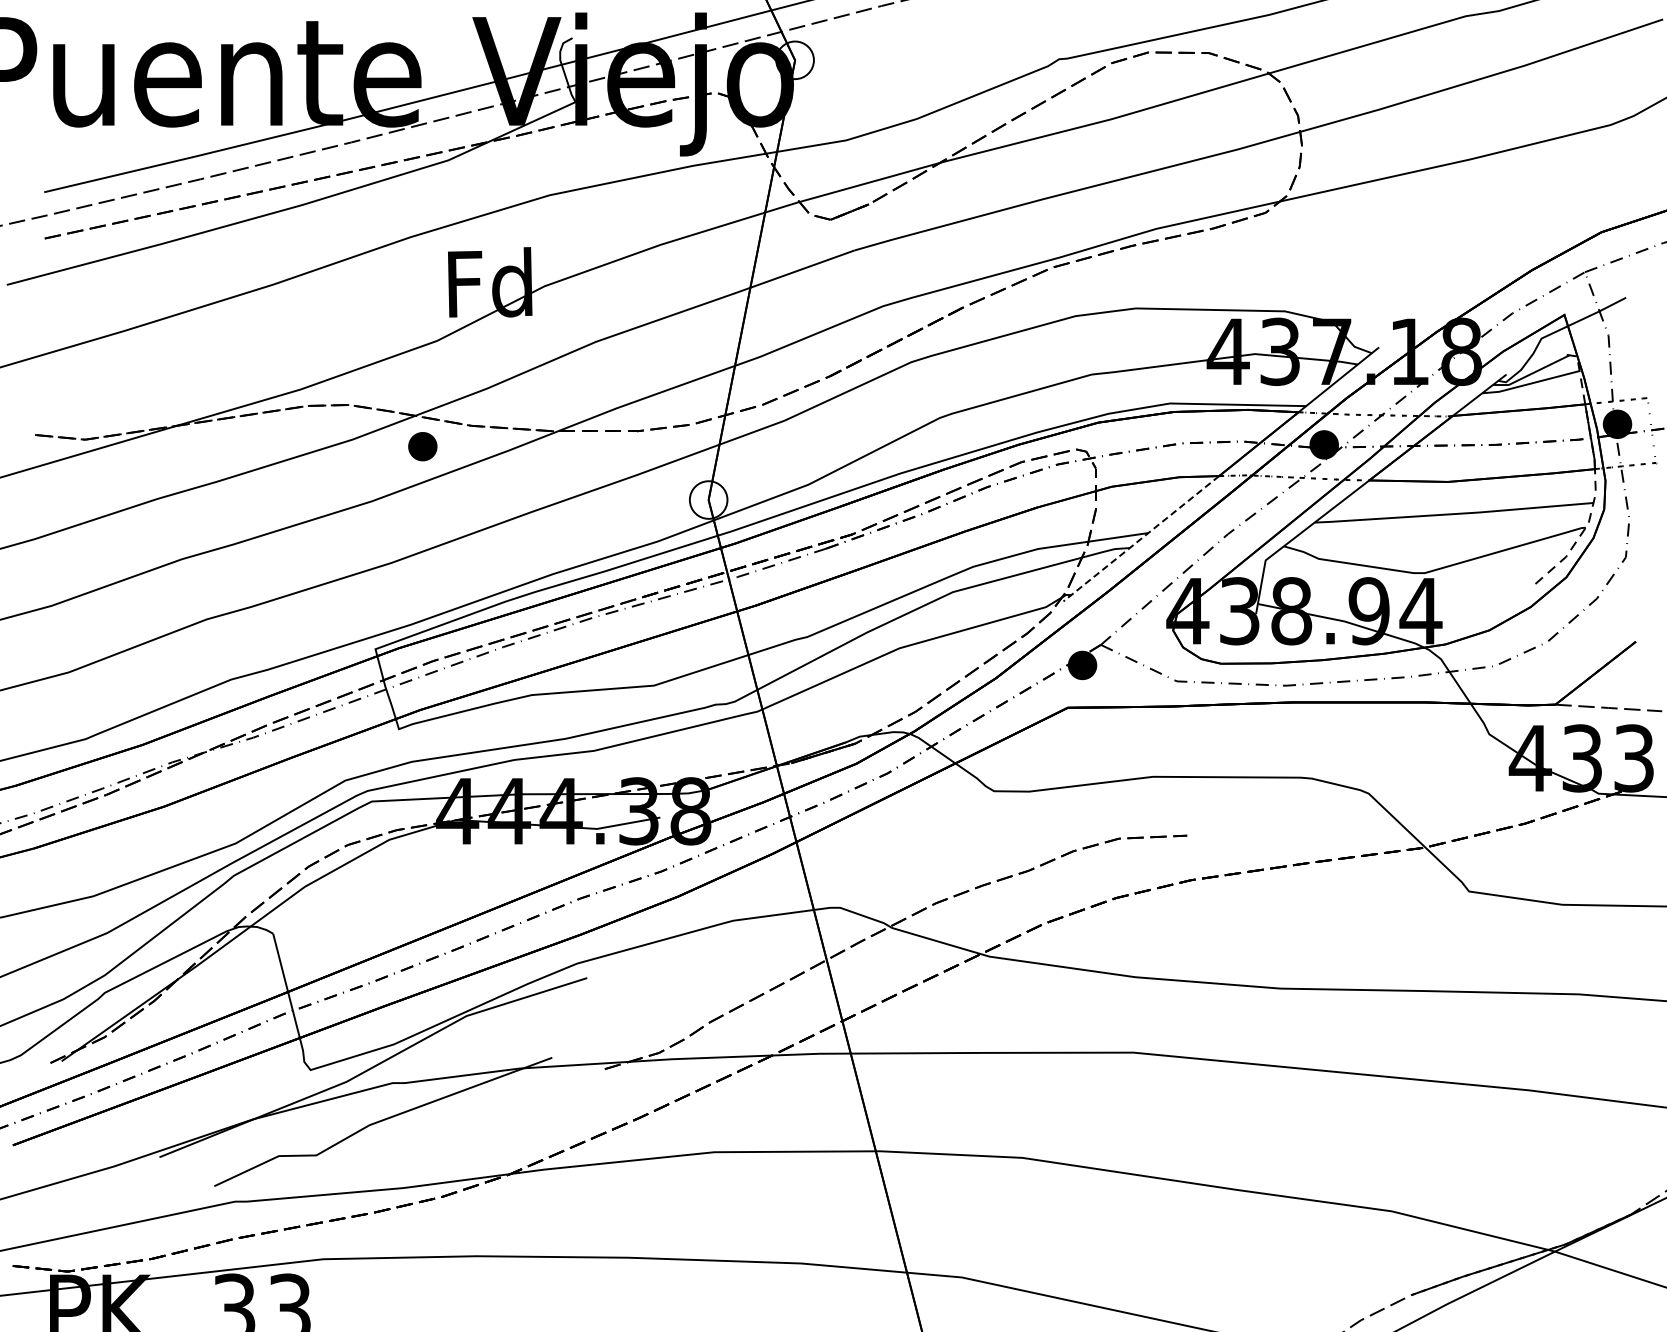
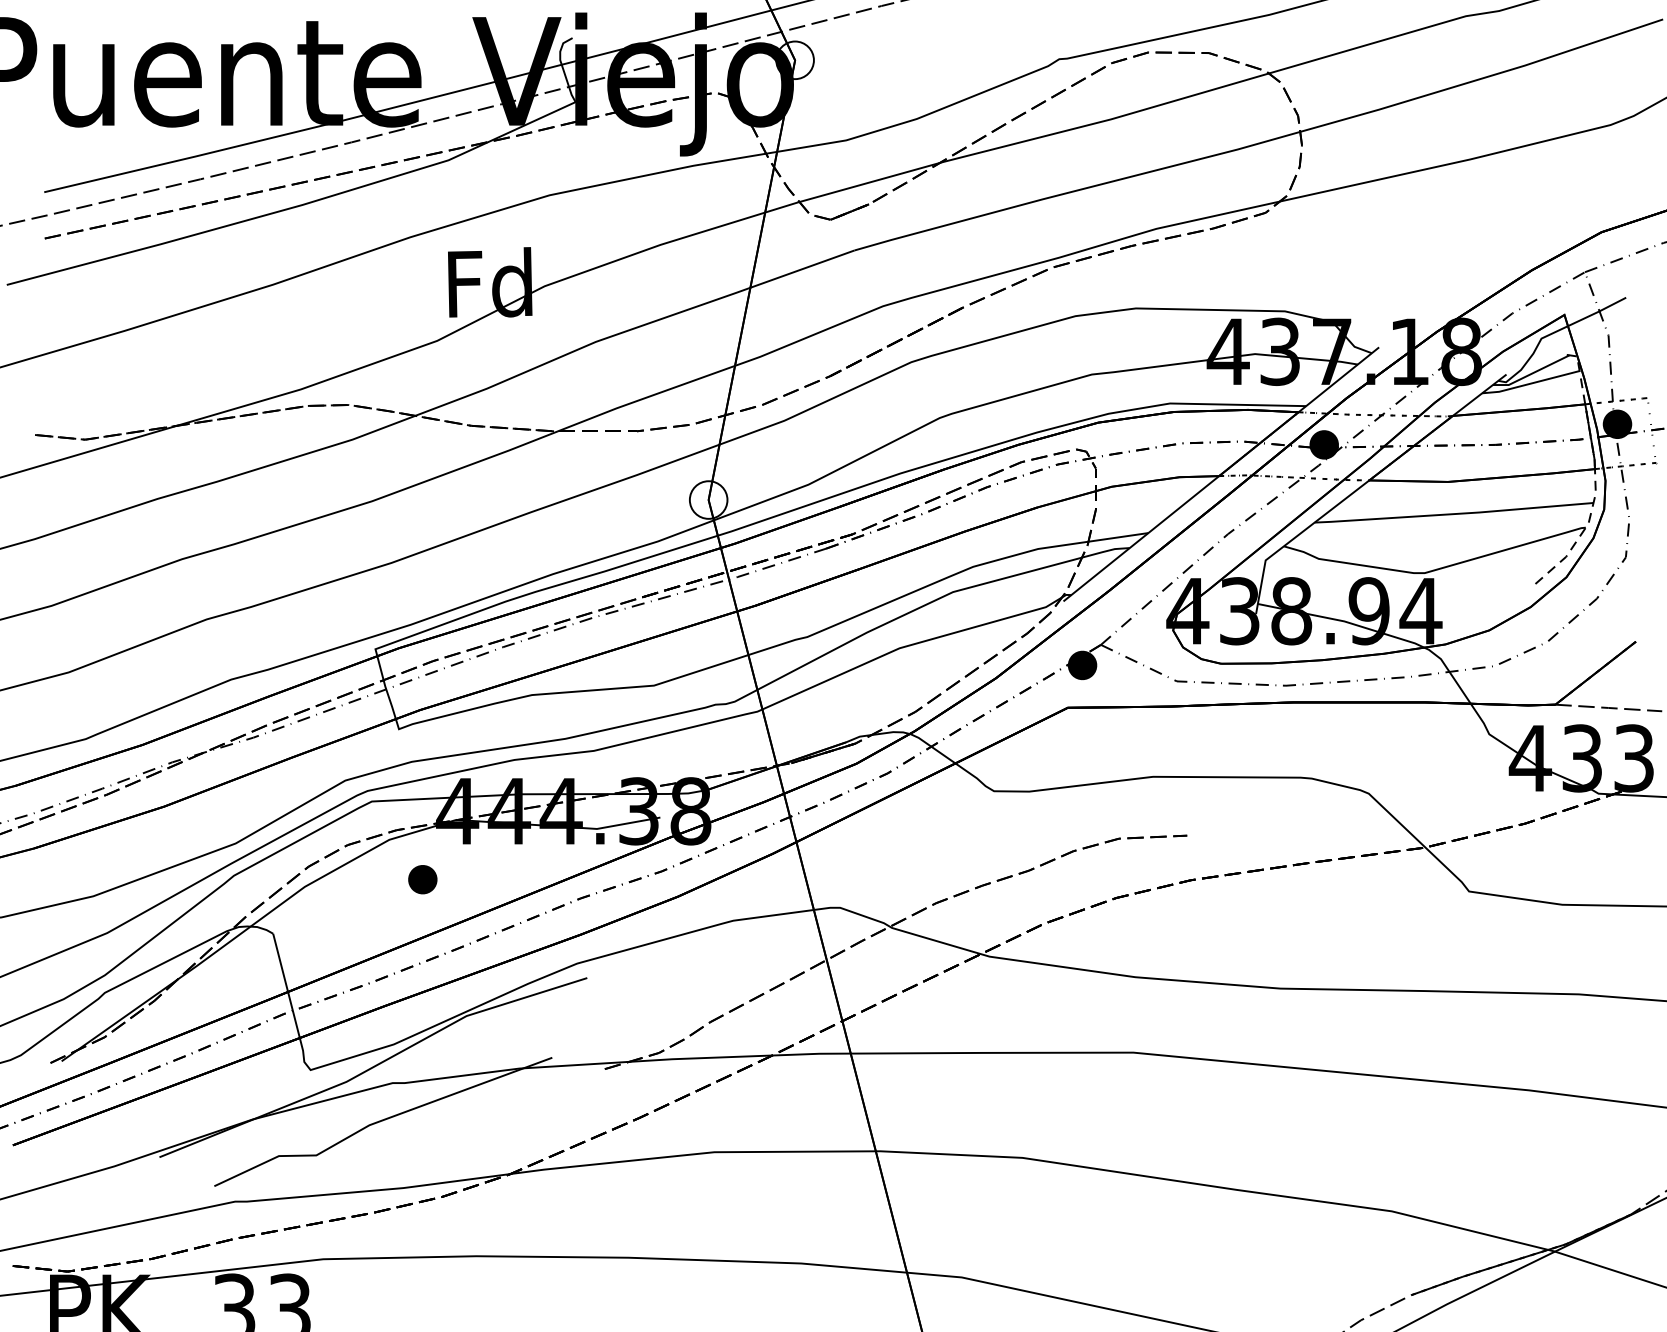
part position: (422, 446) -> (422, 879) (422, 879)
line: dashed -> solid (1141, 538)
